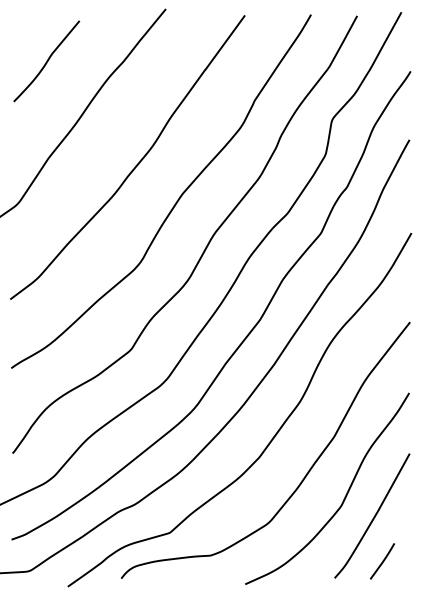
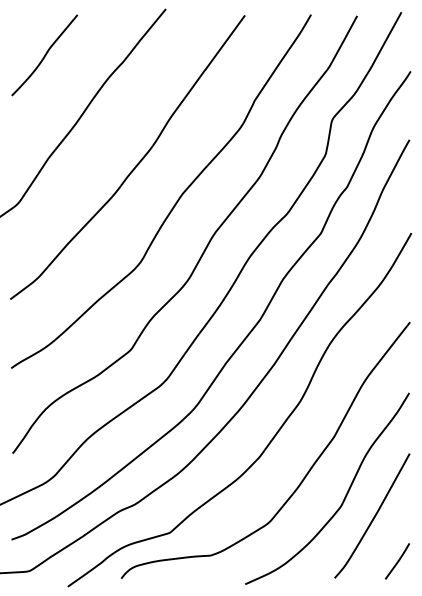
curve position: (46, 61) -> (44, 55) (44, 55)
line position: (382, 561) -> (397, 561) (397, 561)
